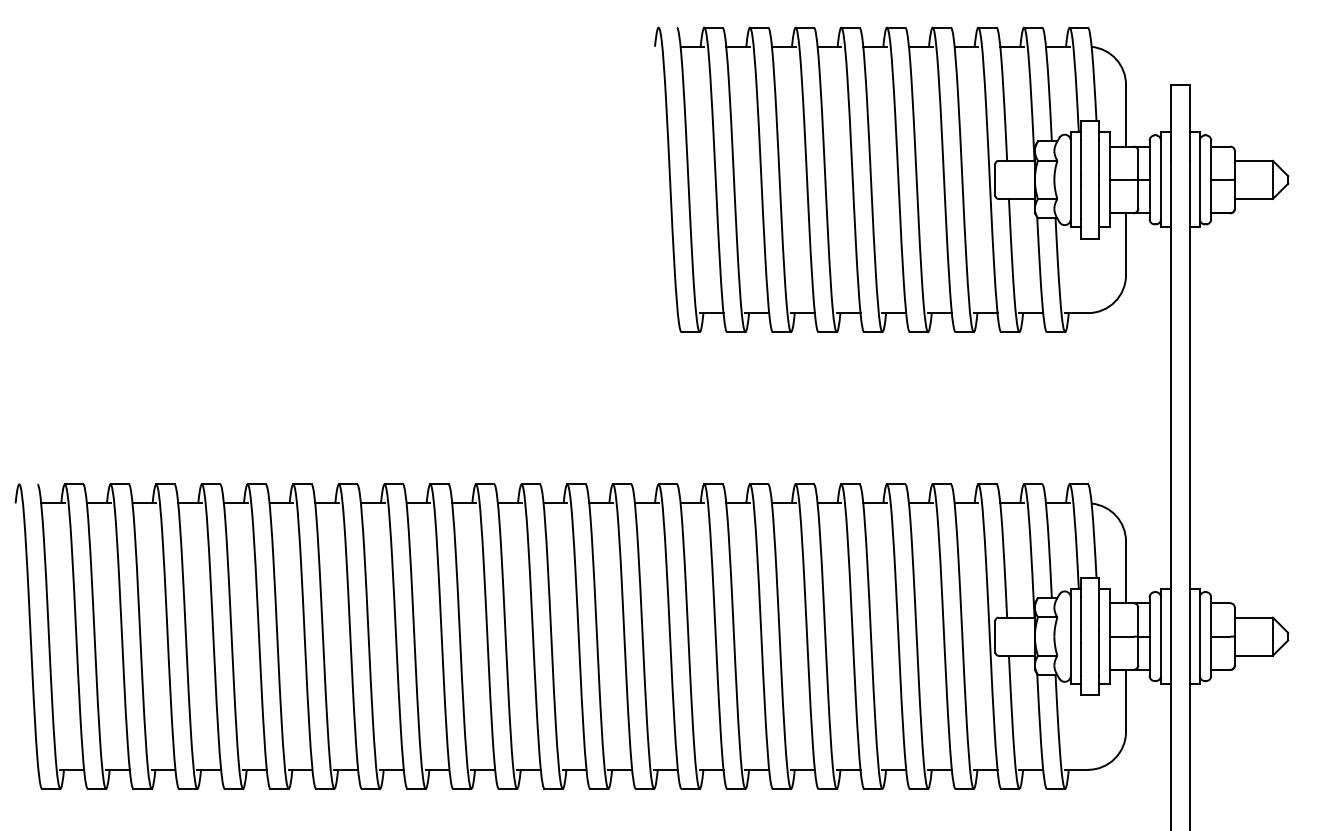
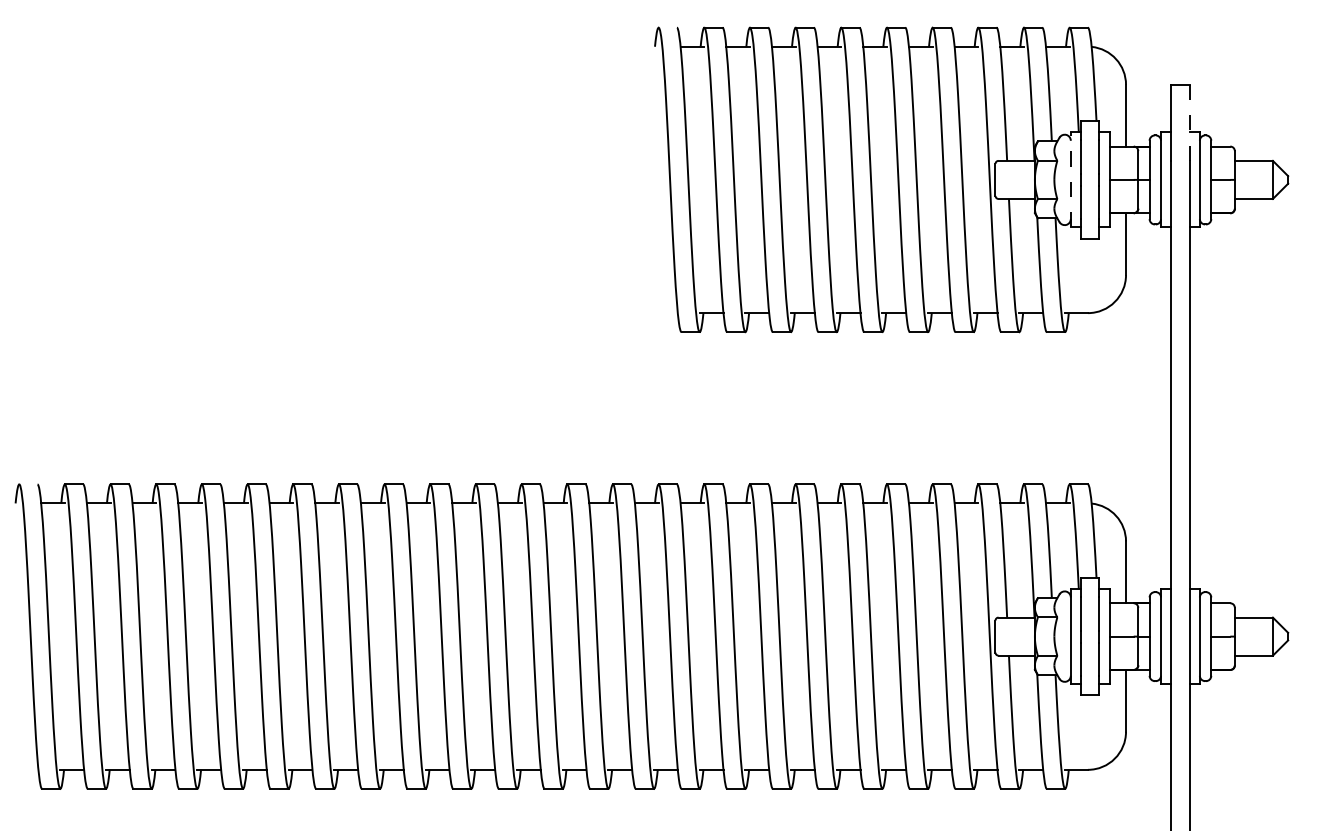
line: solid -> dashed (1189, 123)
line: solid -> dashed (1070, 179)
